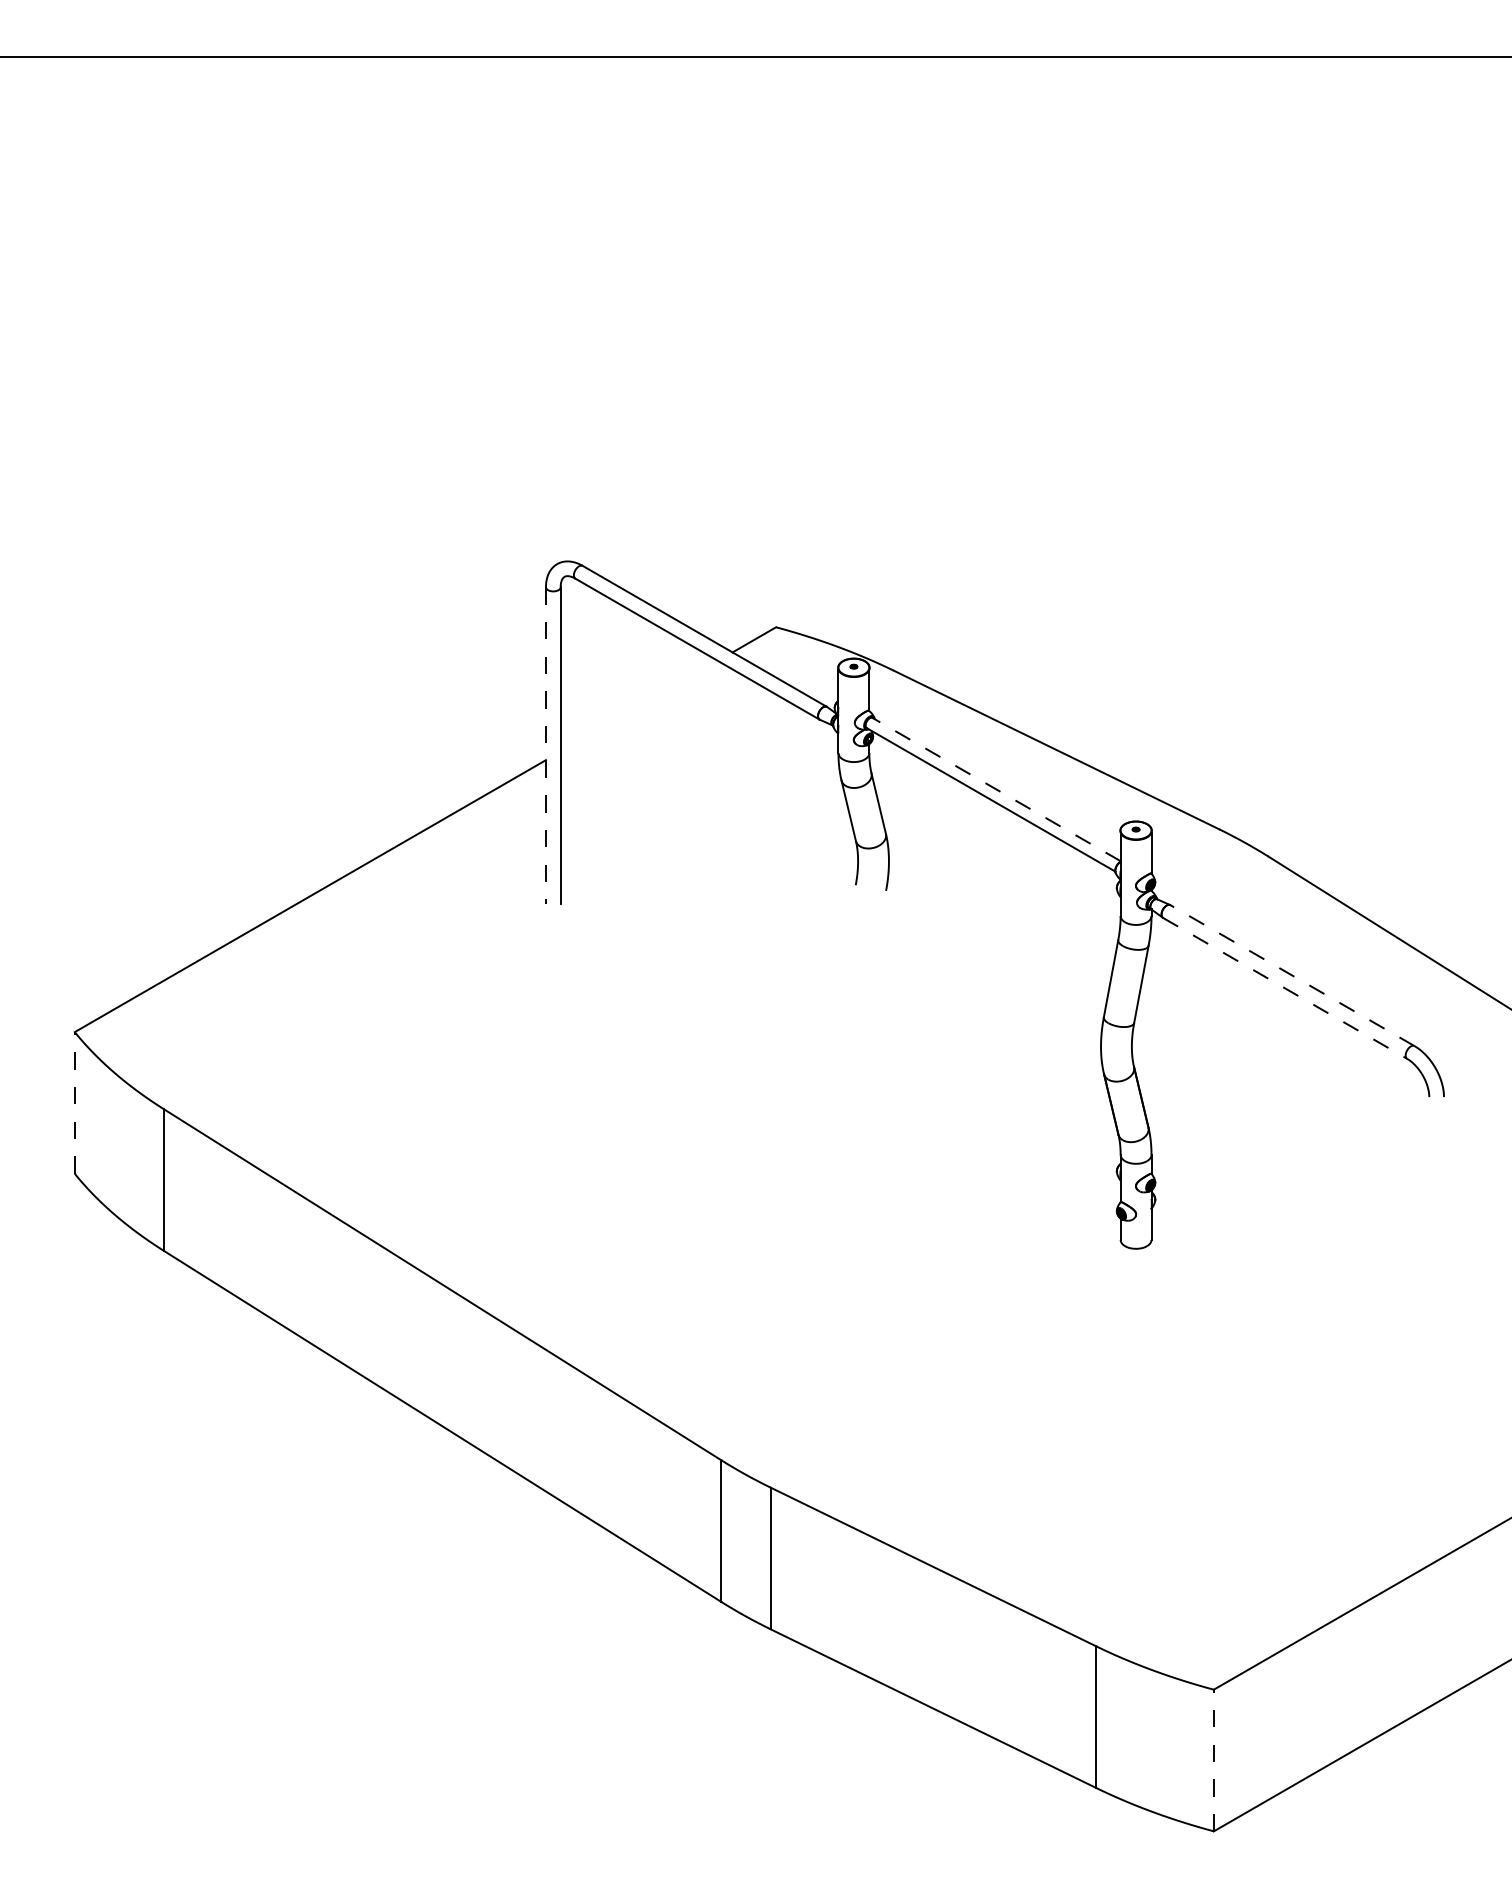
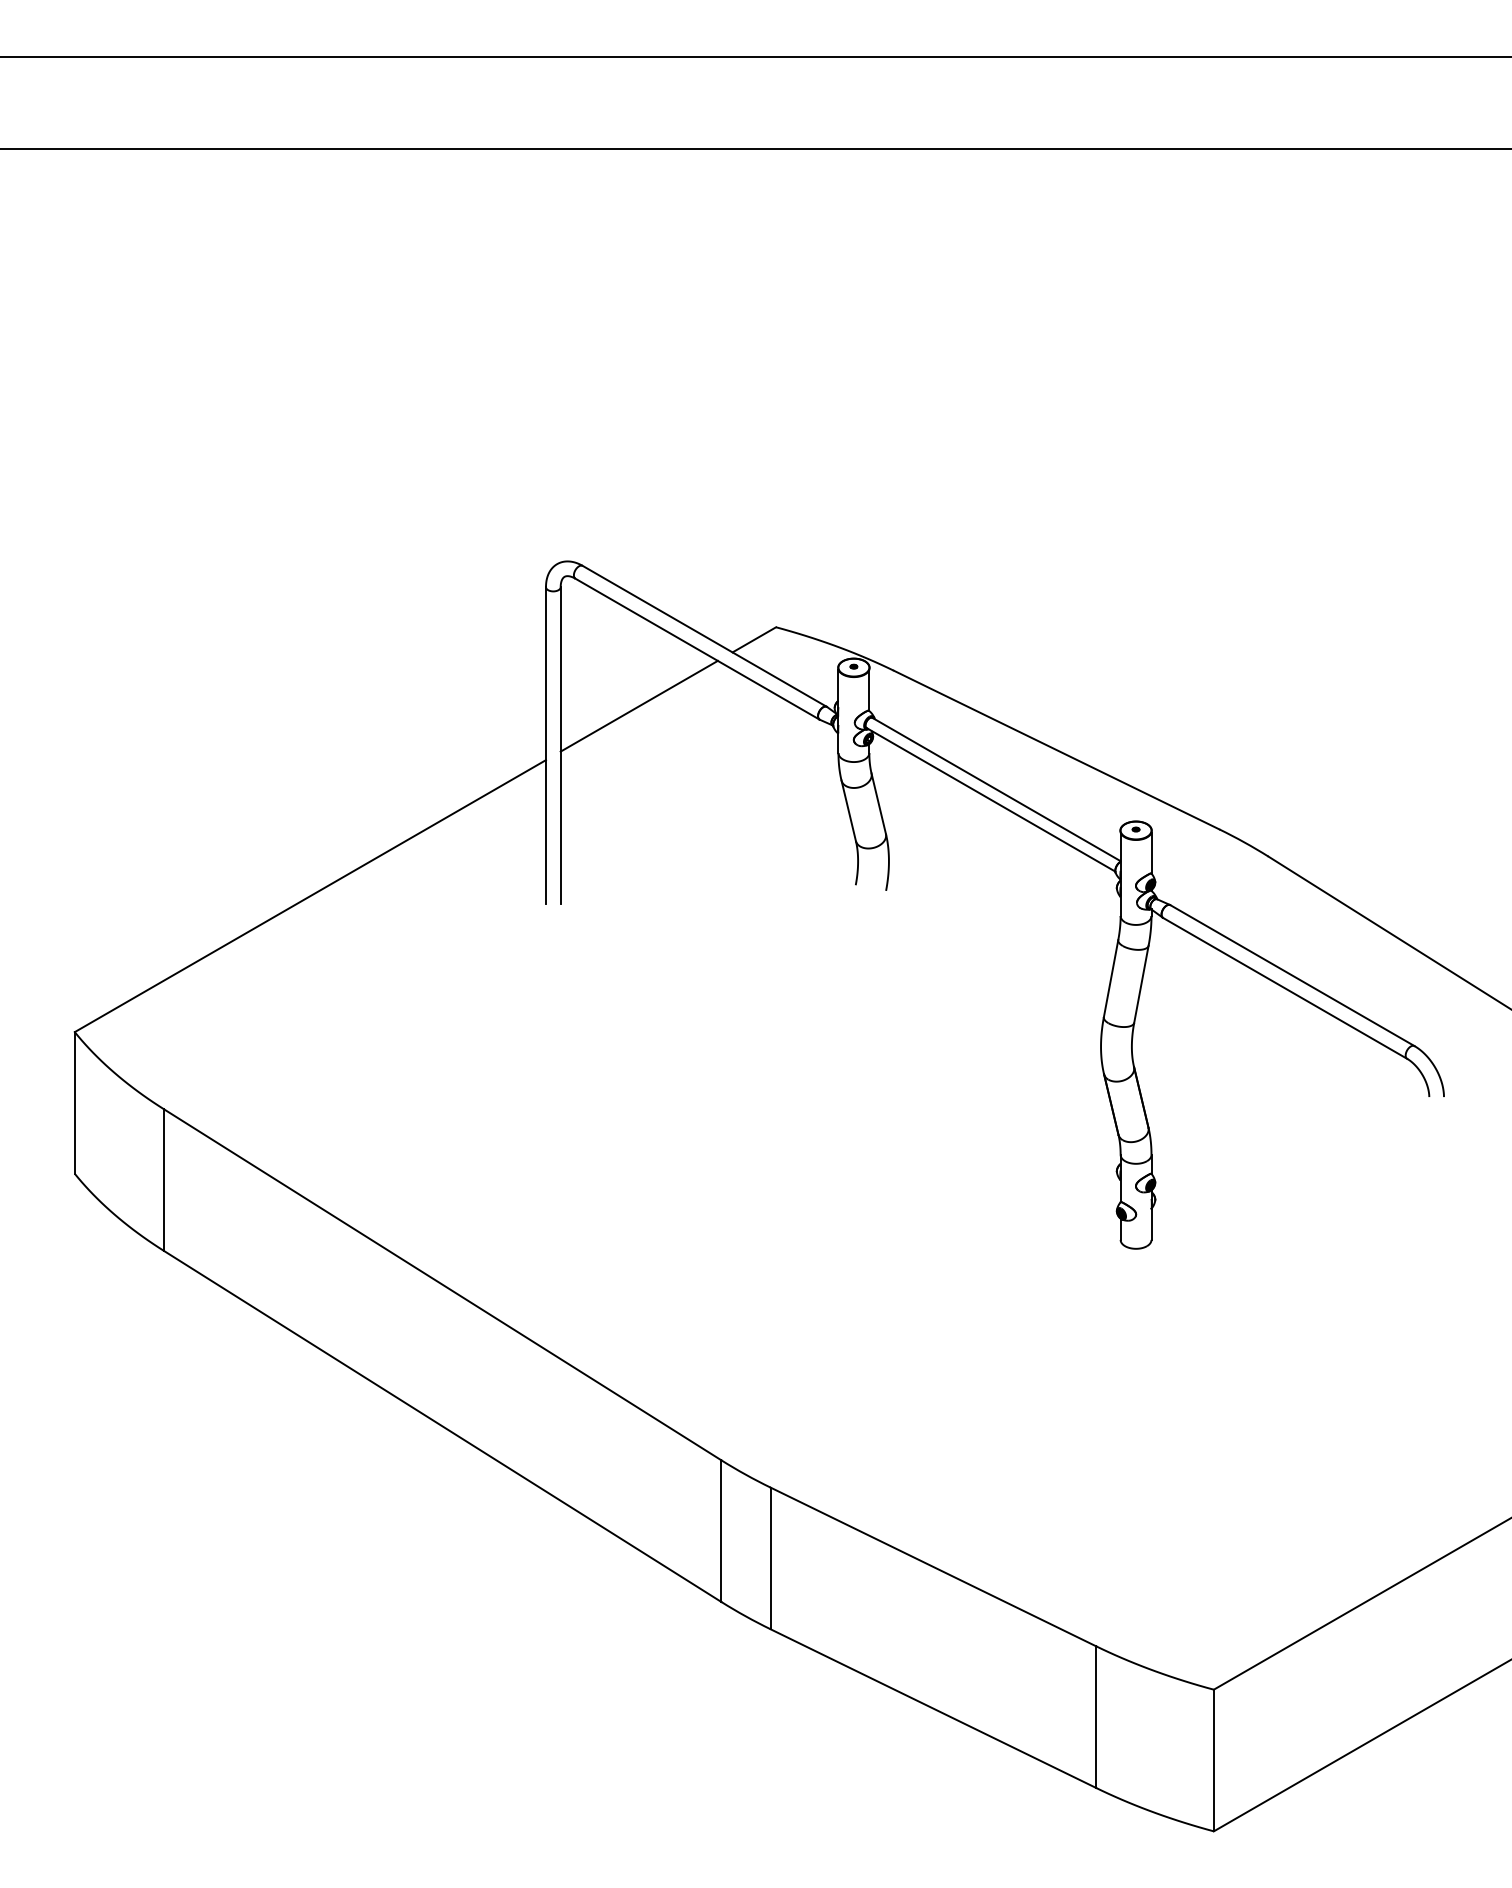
line: none -> present (755, 148)
line: none -> present (638, 705)
line: dashed -> solid (545, 745)
line: dashed -> solid (996, 789)
line: dashed -> solid (1292, 975)
line: dashed -> solid (1285, 988)
line: dashed -> solid (74, 1102)
line: dashed -> solid (1213, 1760)
